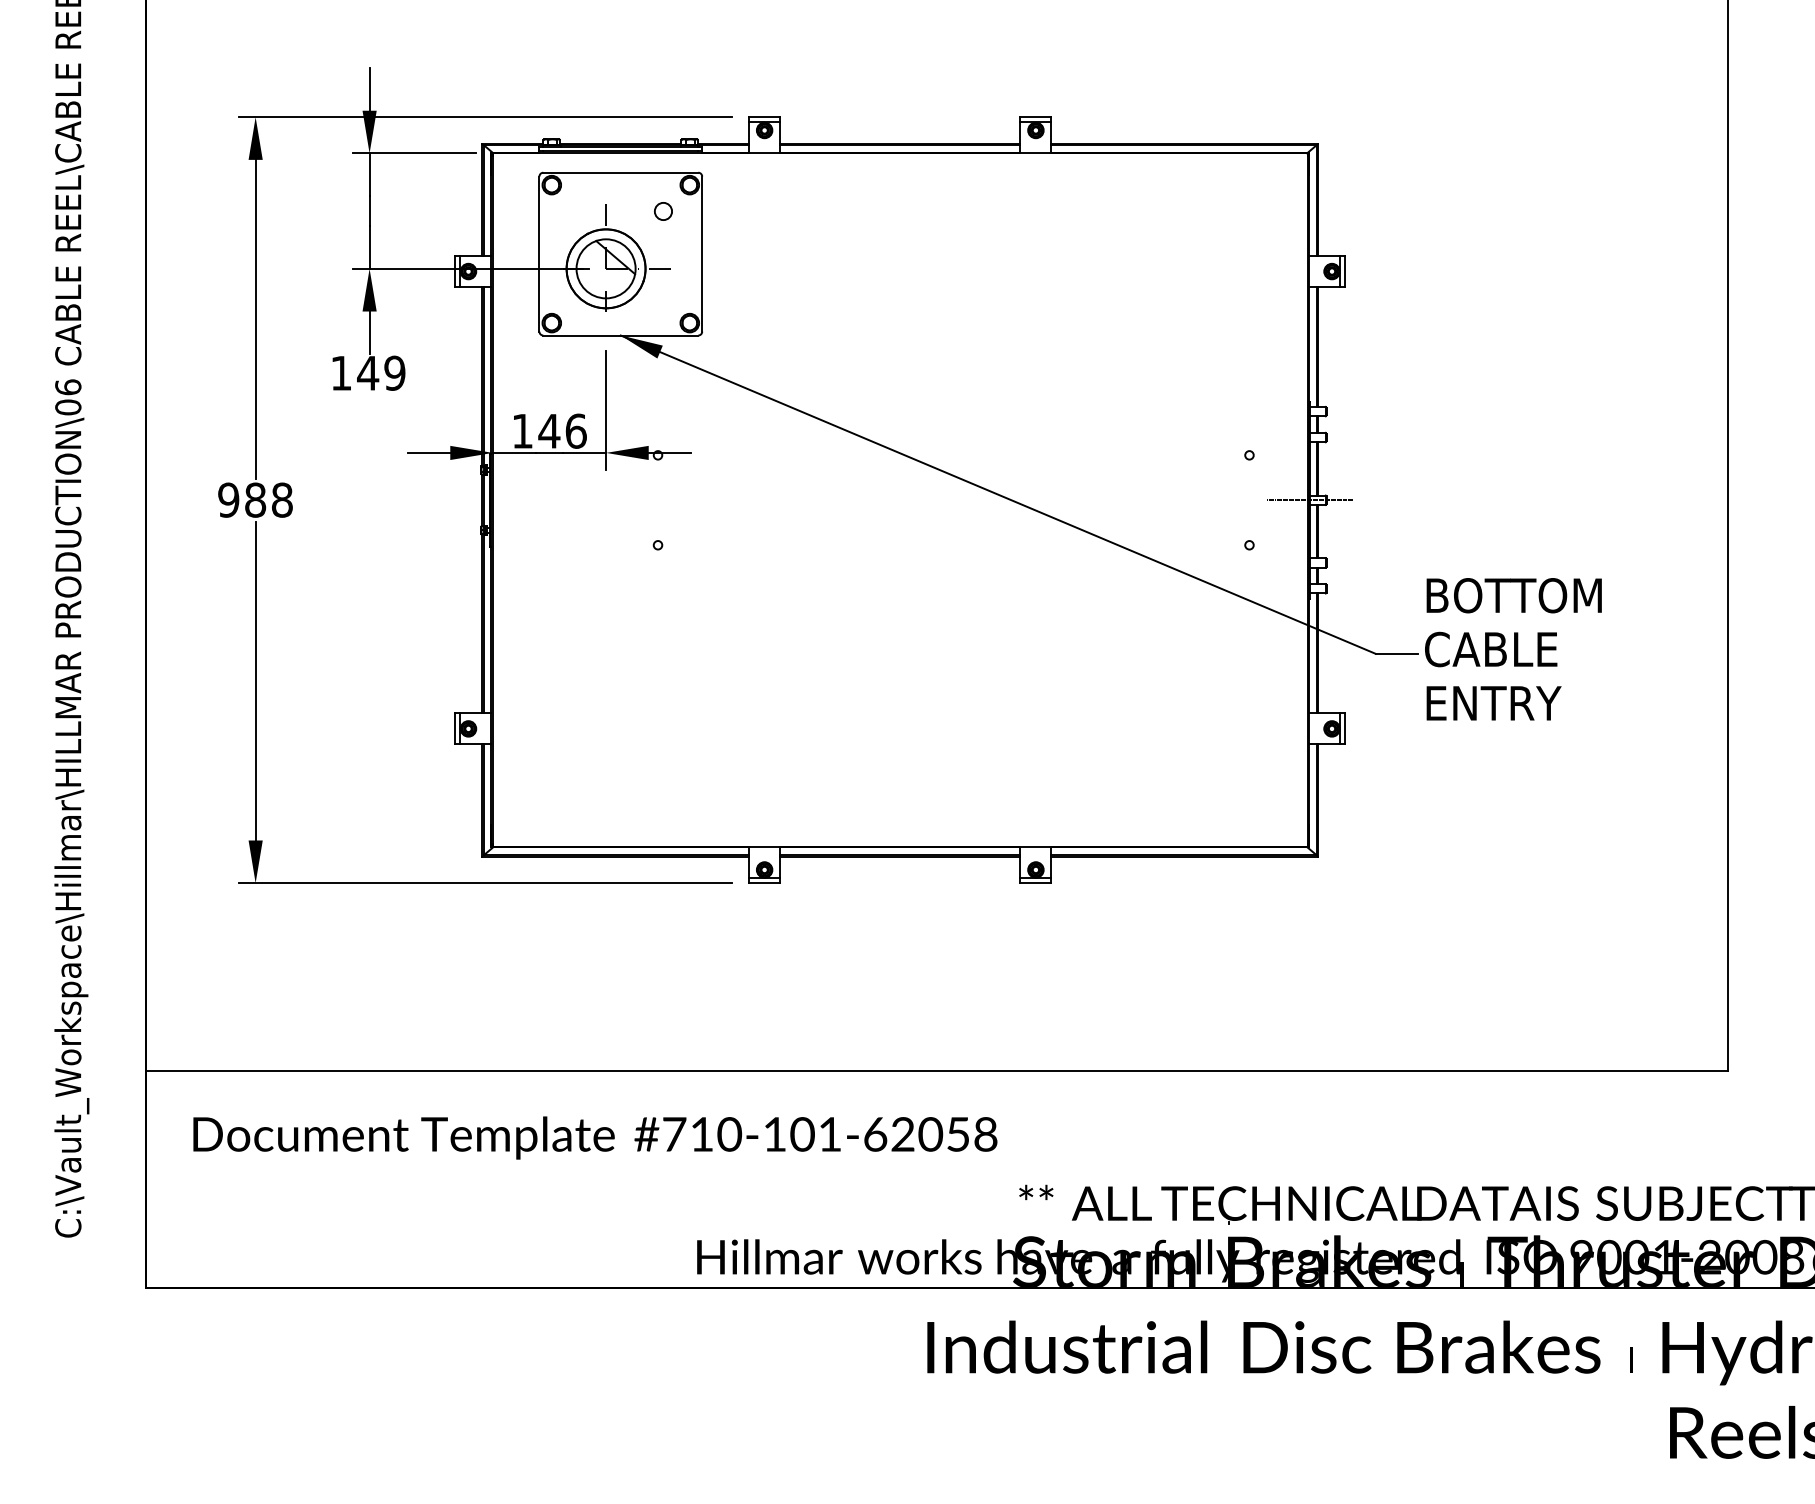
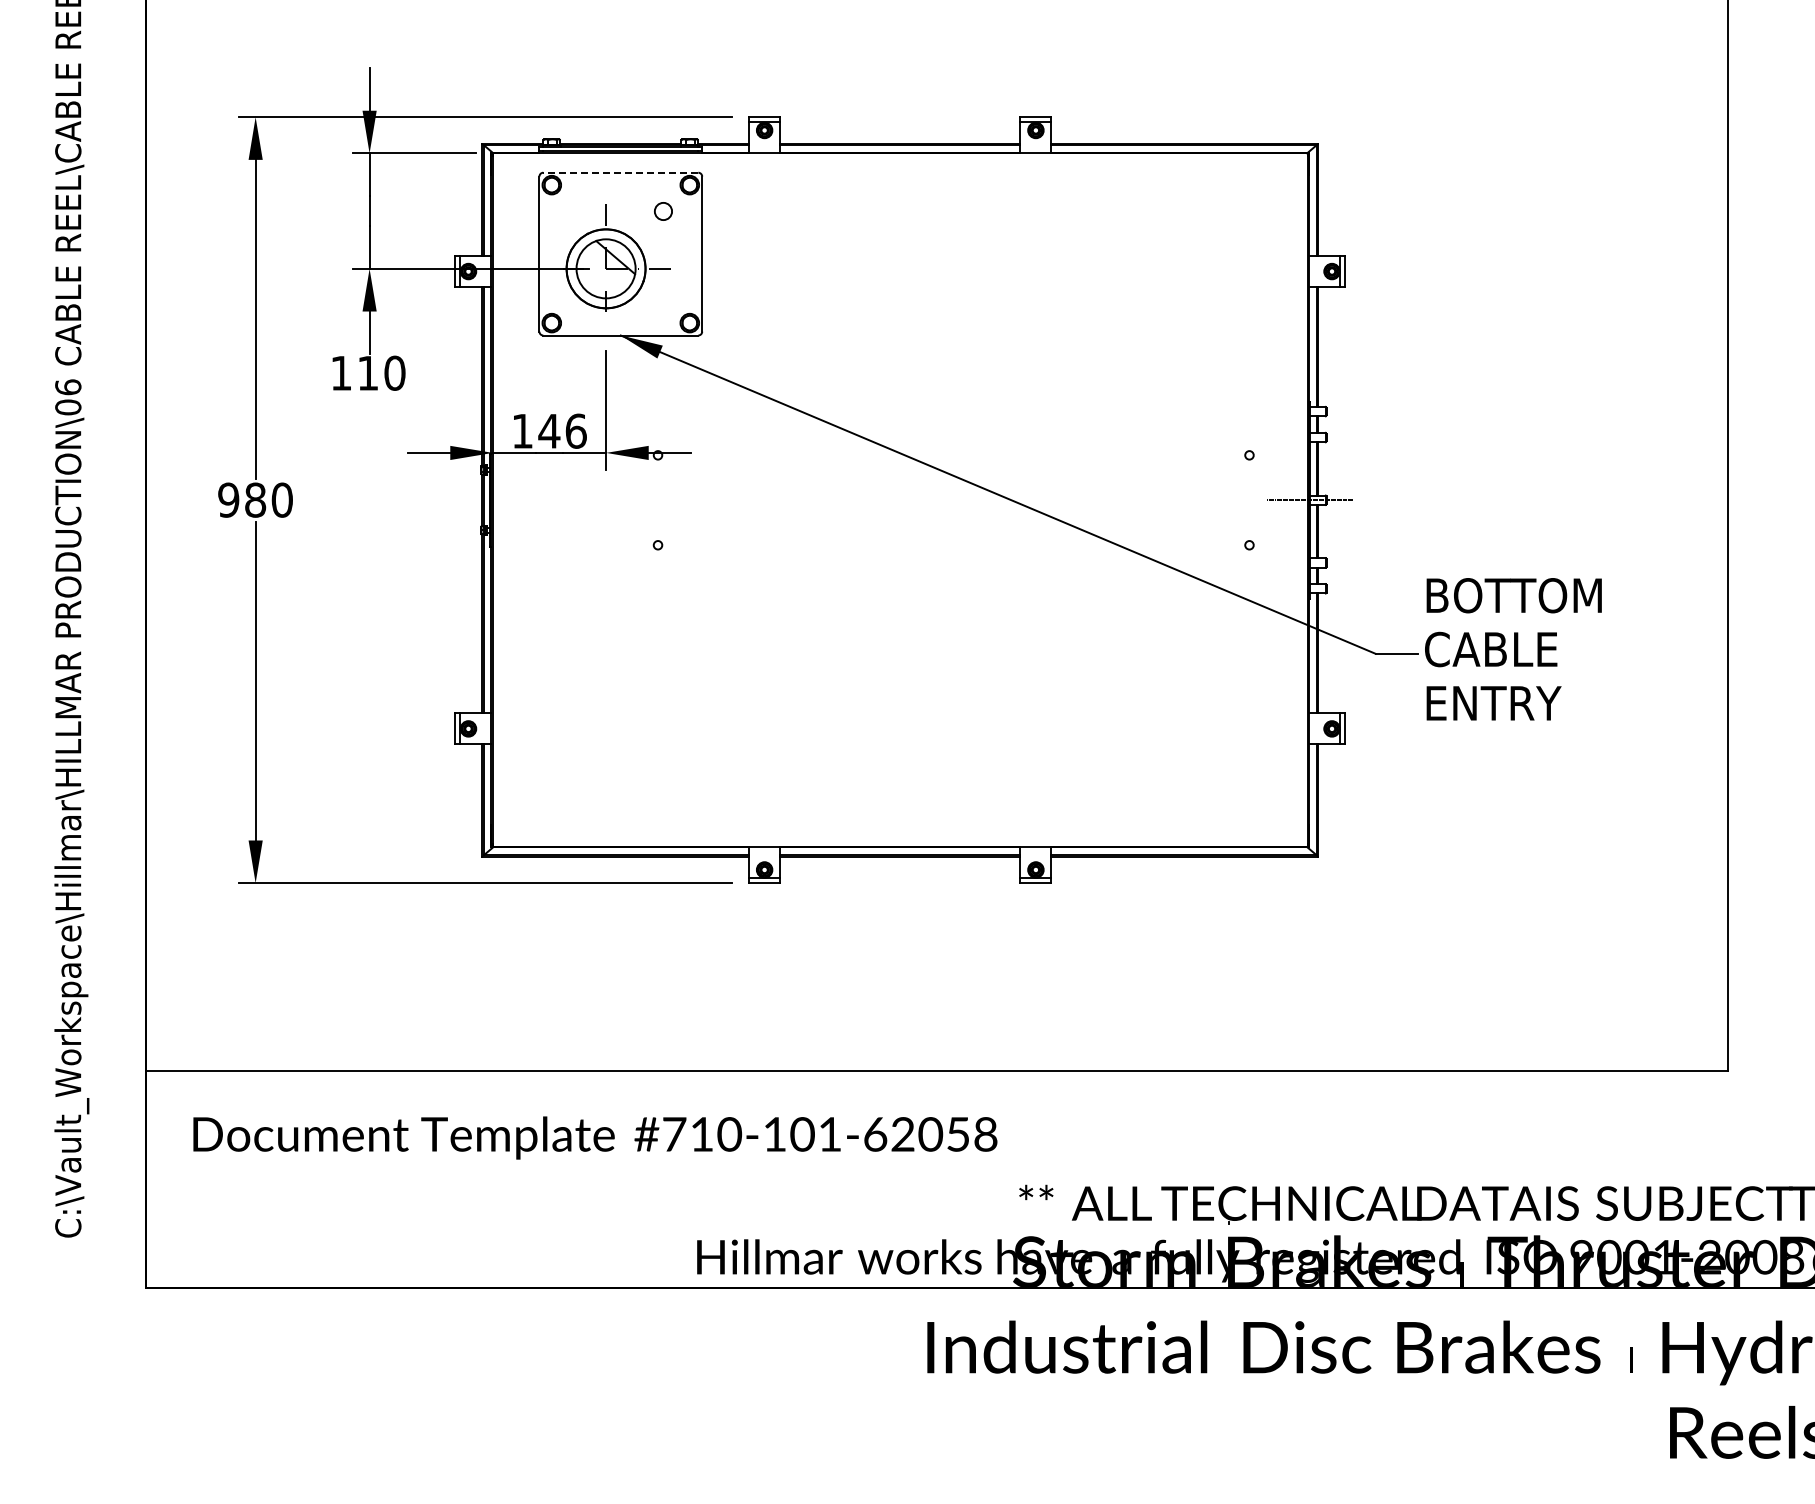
line: solid -> dashed (620, 172)
text: 149 -> 110 (381, 372)
text: 988 -> 980 (281, 499)
